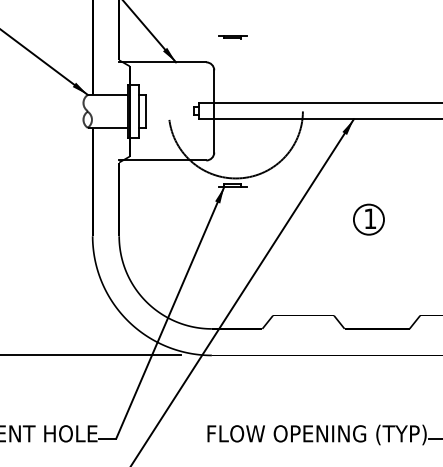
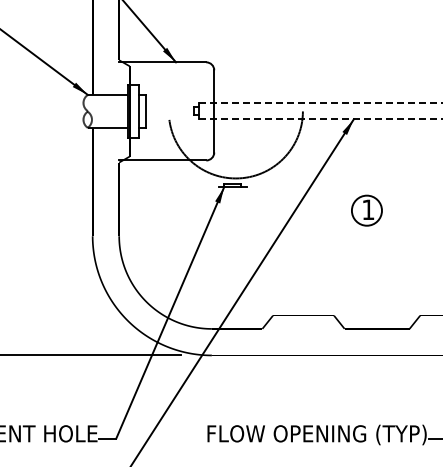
line: present -> none (232, 37)
line: solid -> dashed (320, 103)
line: solid -> dashed (320, 119)
part position: (368, 219) -> (366, 210) (366, 210)
